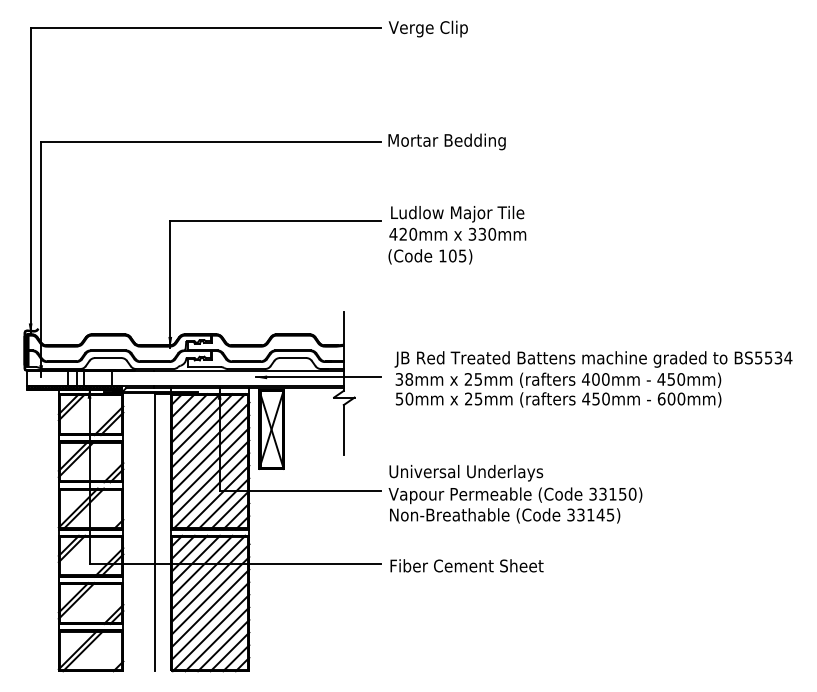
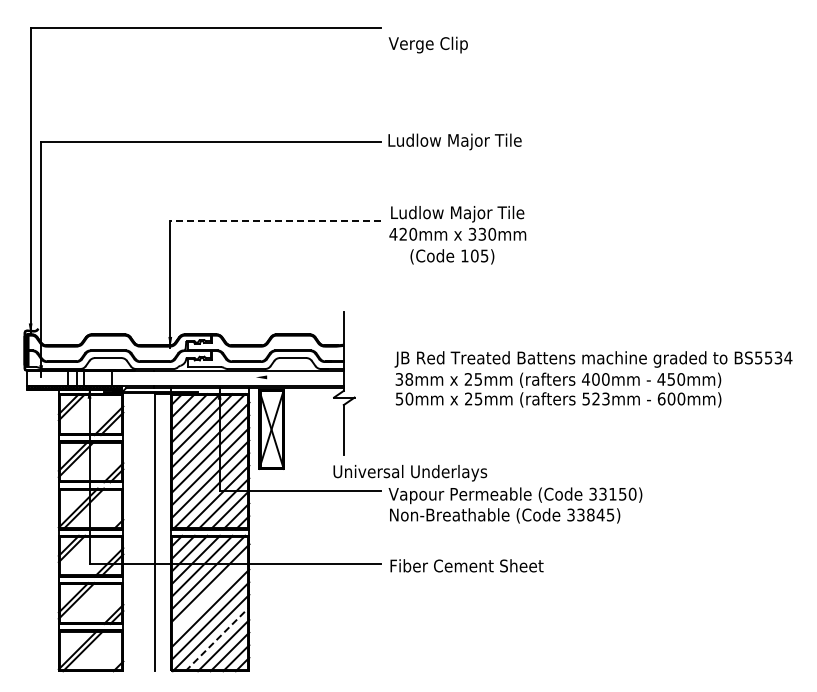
text position: (427, 28) -> (427, 44) (427, 44)
text: Mortar Bedding -> Ludlow Major Tile (455, 141)
line: solid -> dashed (275, 221)
text position: (430, 256) -> (452, 256) (452, 256)
line: present -> none (318, 377)
text: 450mm -> 523mm (595, 398)
text position: (466, 473) -> (410, 473) (410, 473)
text: 33145) -> 33845) (590, 514)
line: present -> none (210, 595)
line: solid -> dashed (217, 638)
